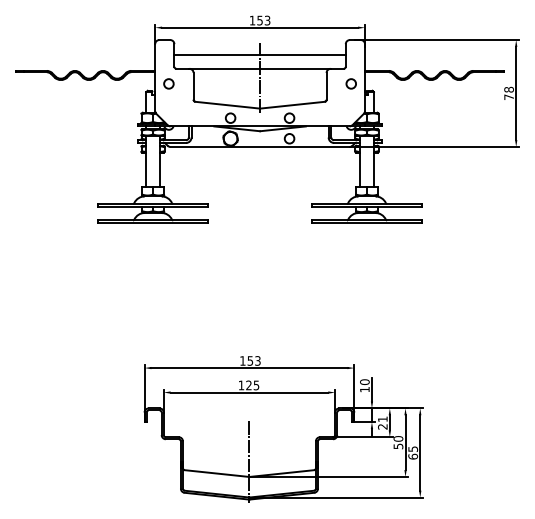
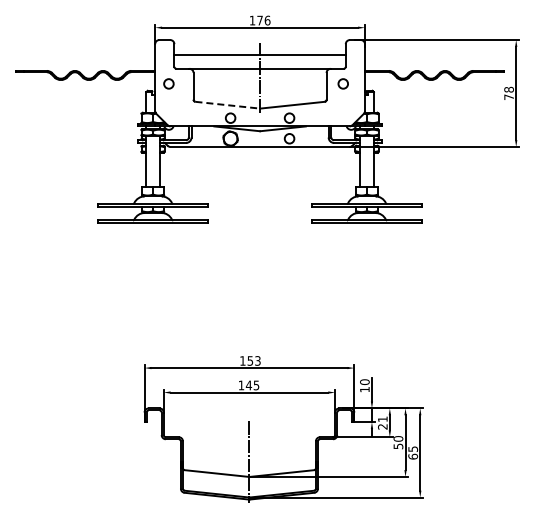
text: 153 -> 176 (263, 20)
circle position: (350, 83) -> (342, 83) (342, 83)
line: solid -> dashed (228, 105)
text: 125 -> 145 (248, 385)
